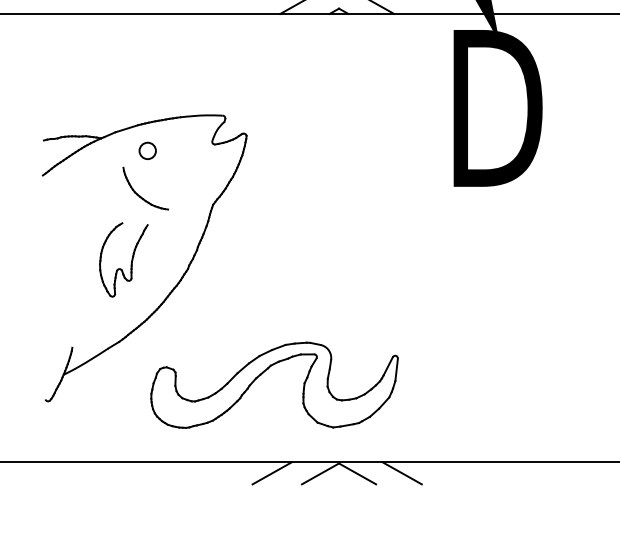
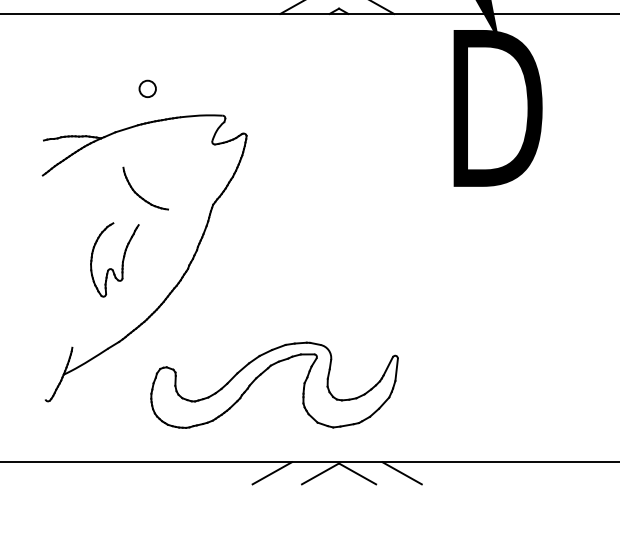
circle position: (147, 150) -> (147, 88) (147, 88)
part position: (131, 259) -> (122, 259) (122, 259)
